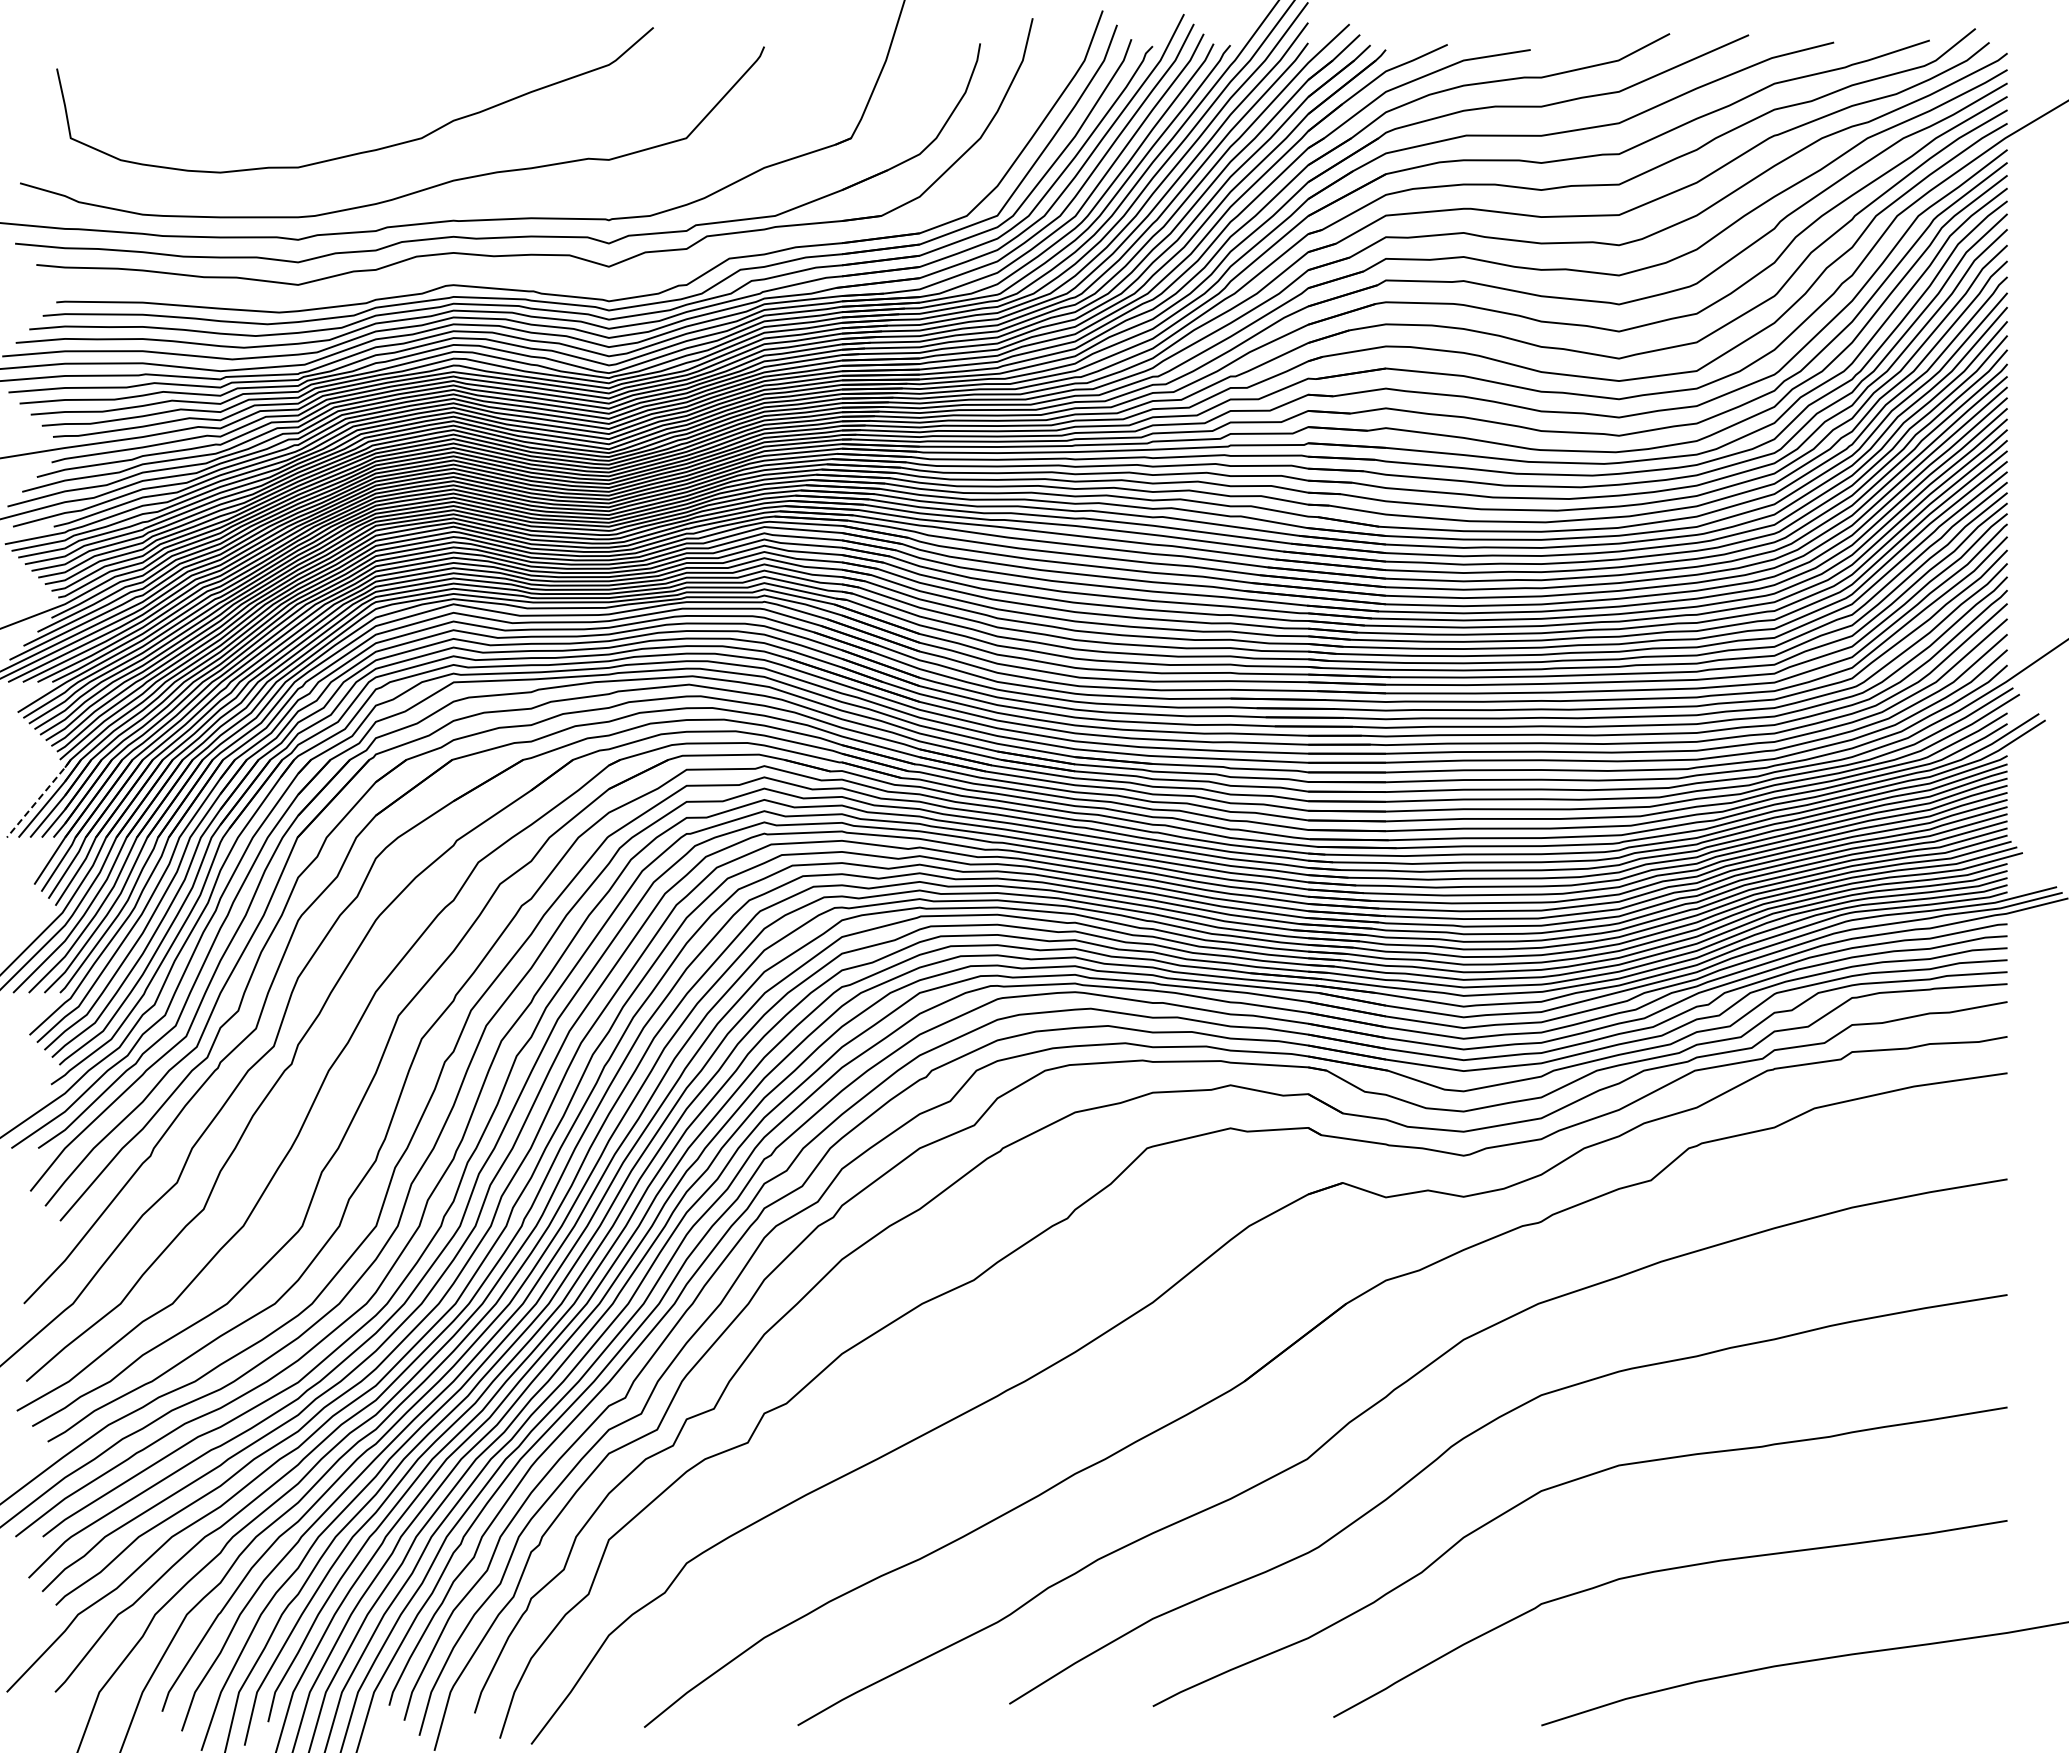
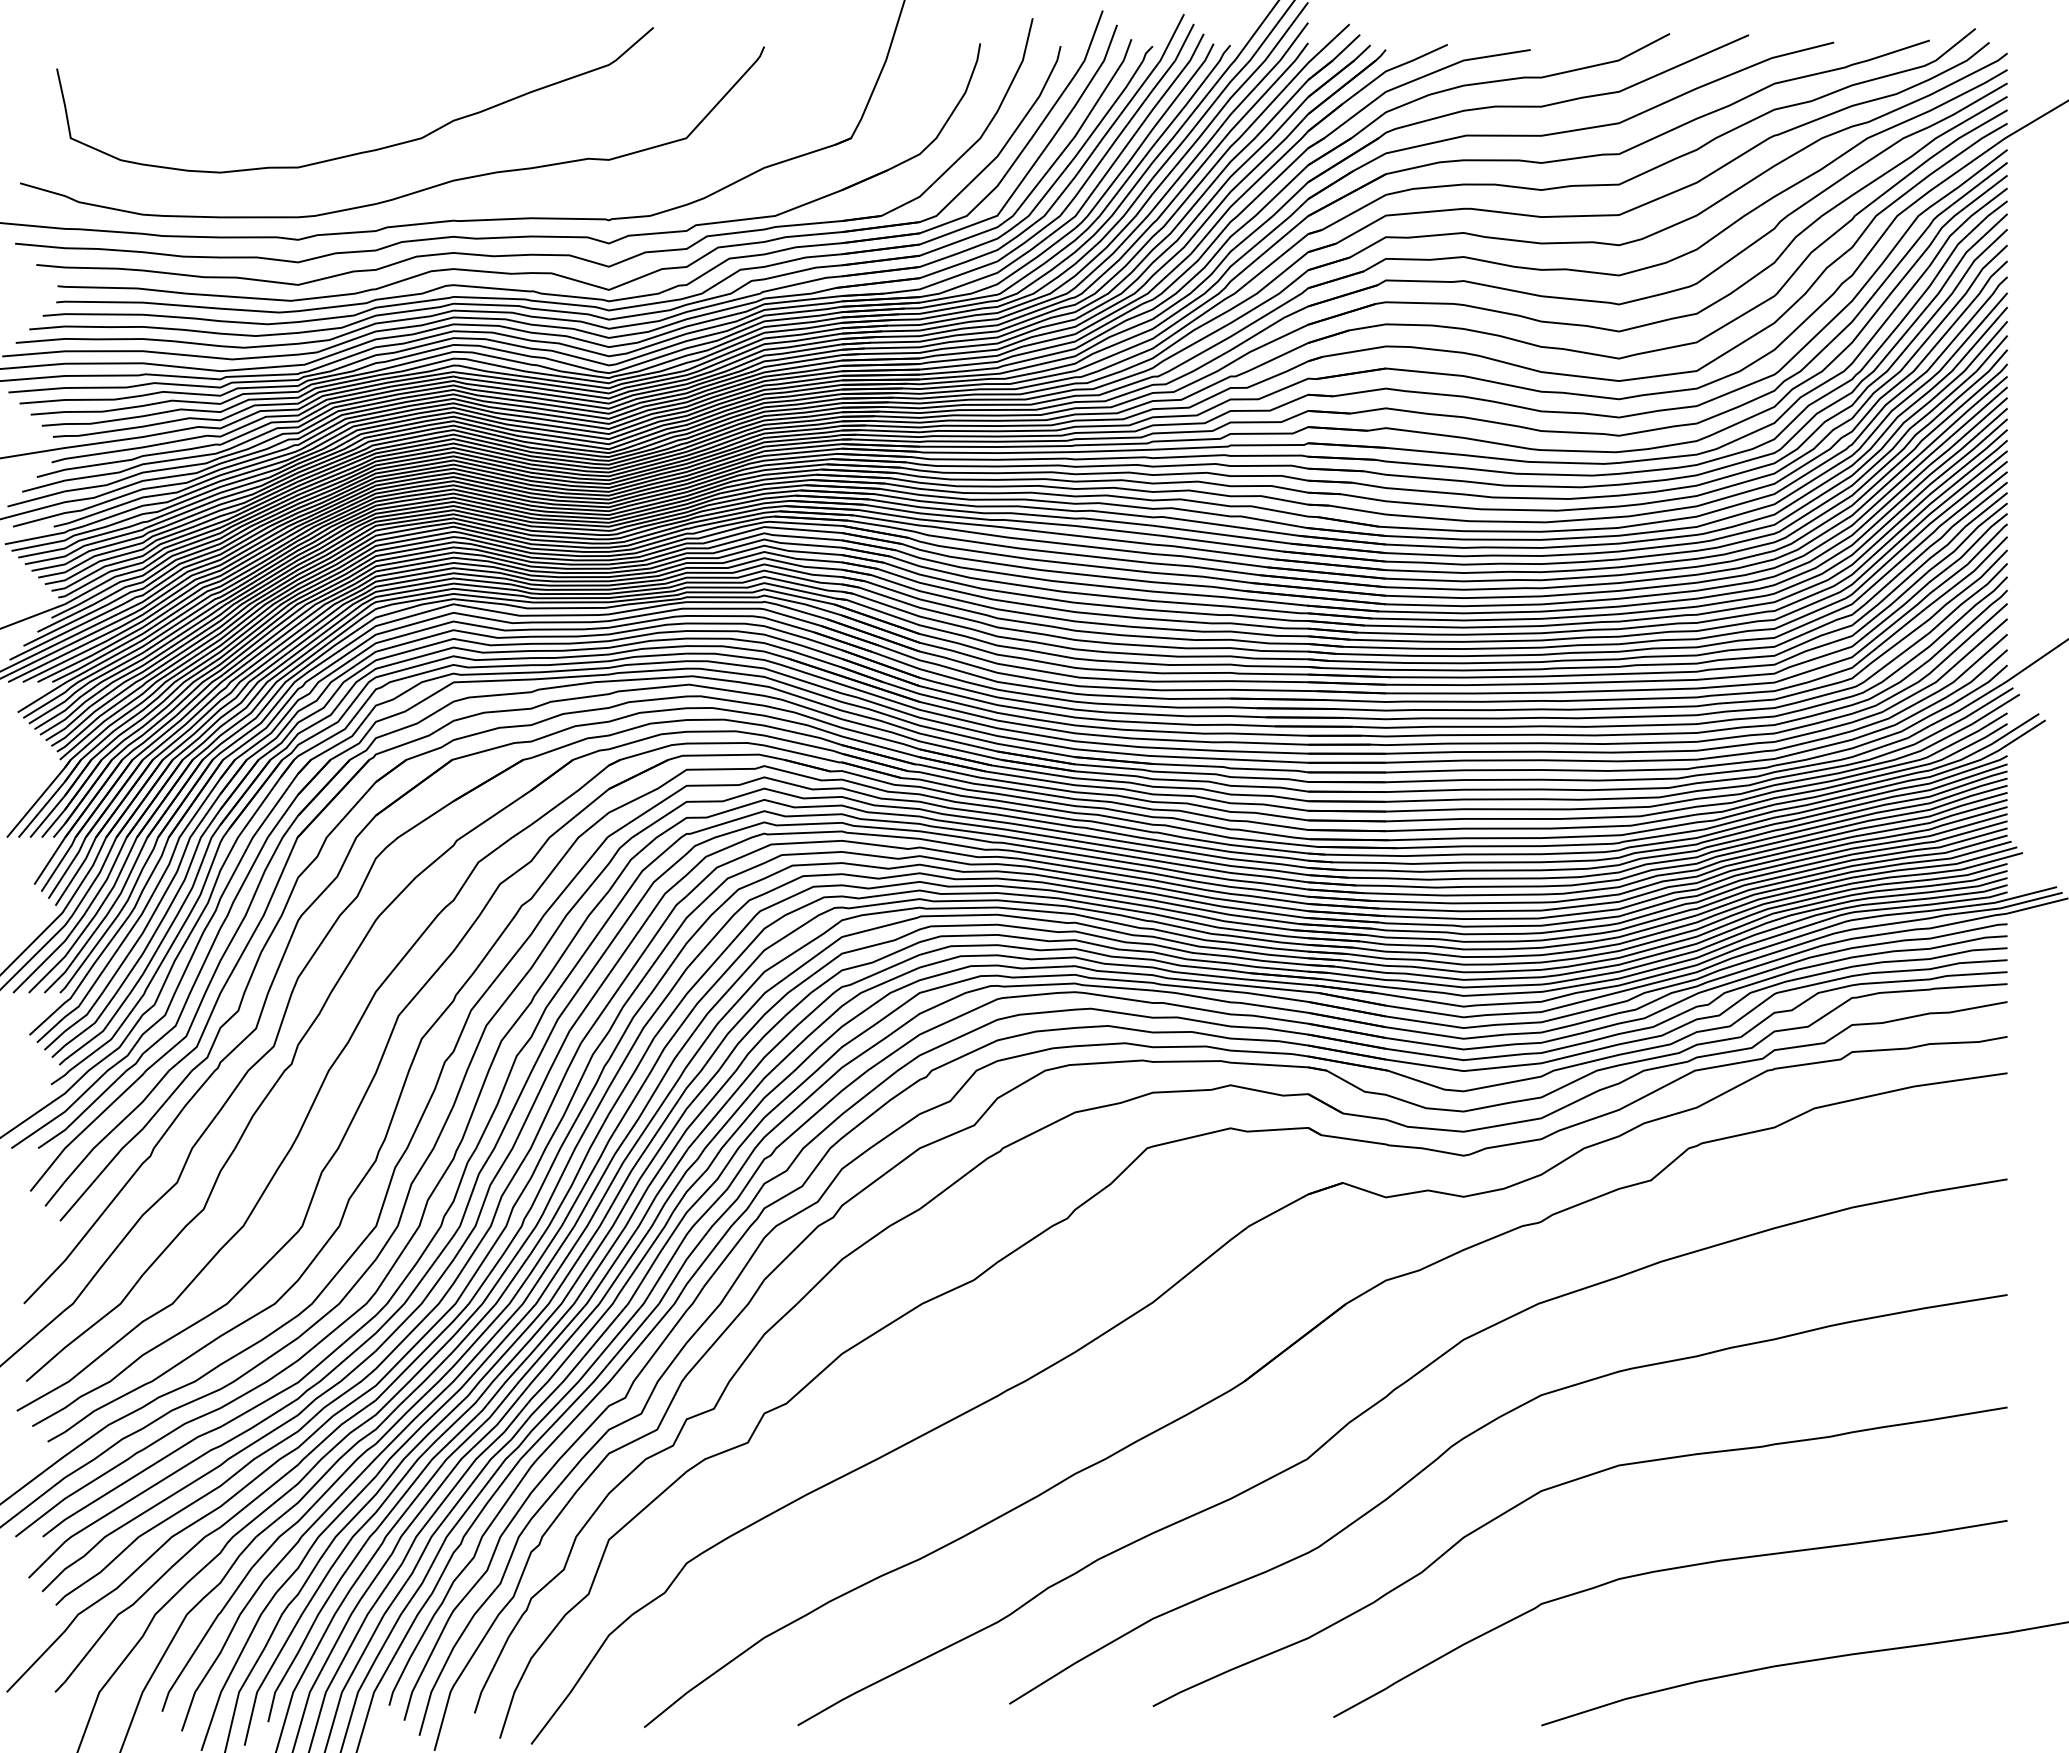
part: none -> present (552, 272)
line: dashed -> solid (39, 798)
